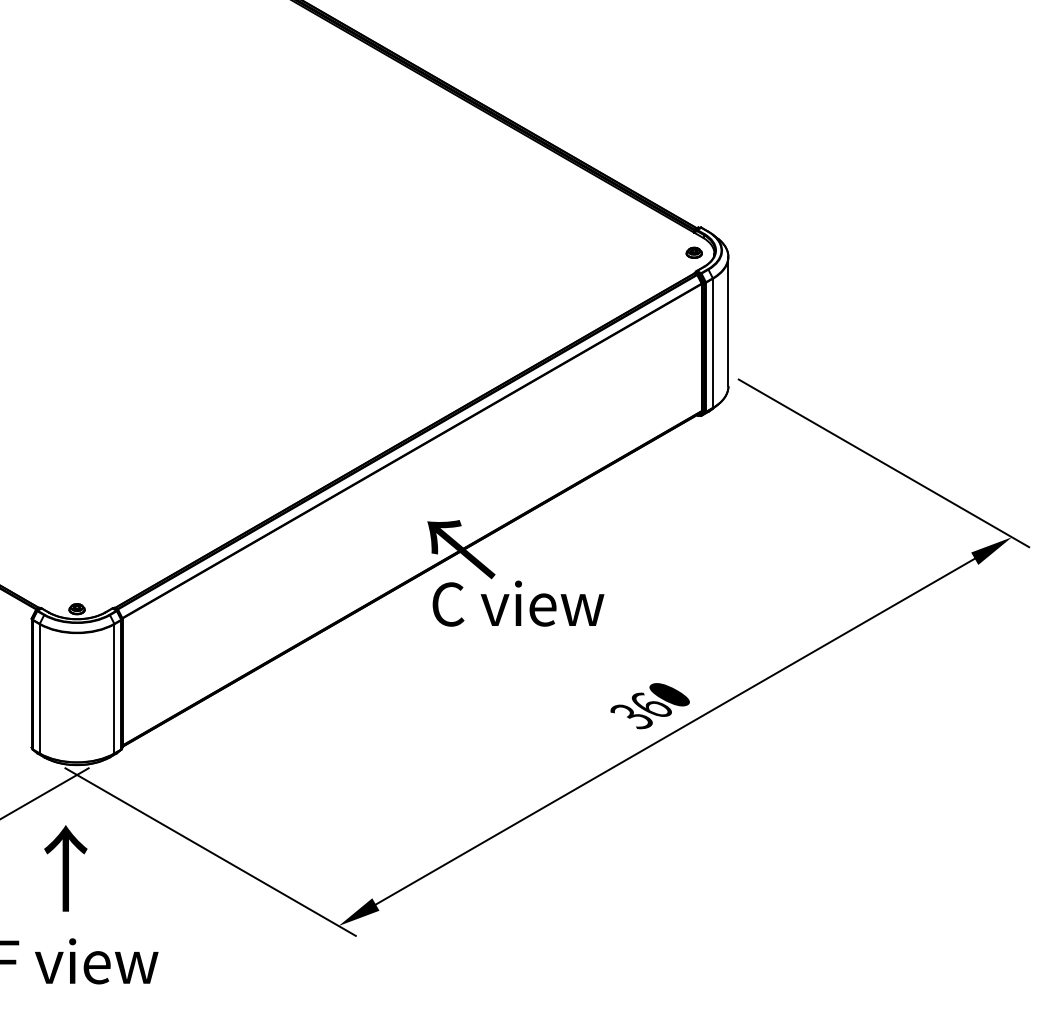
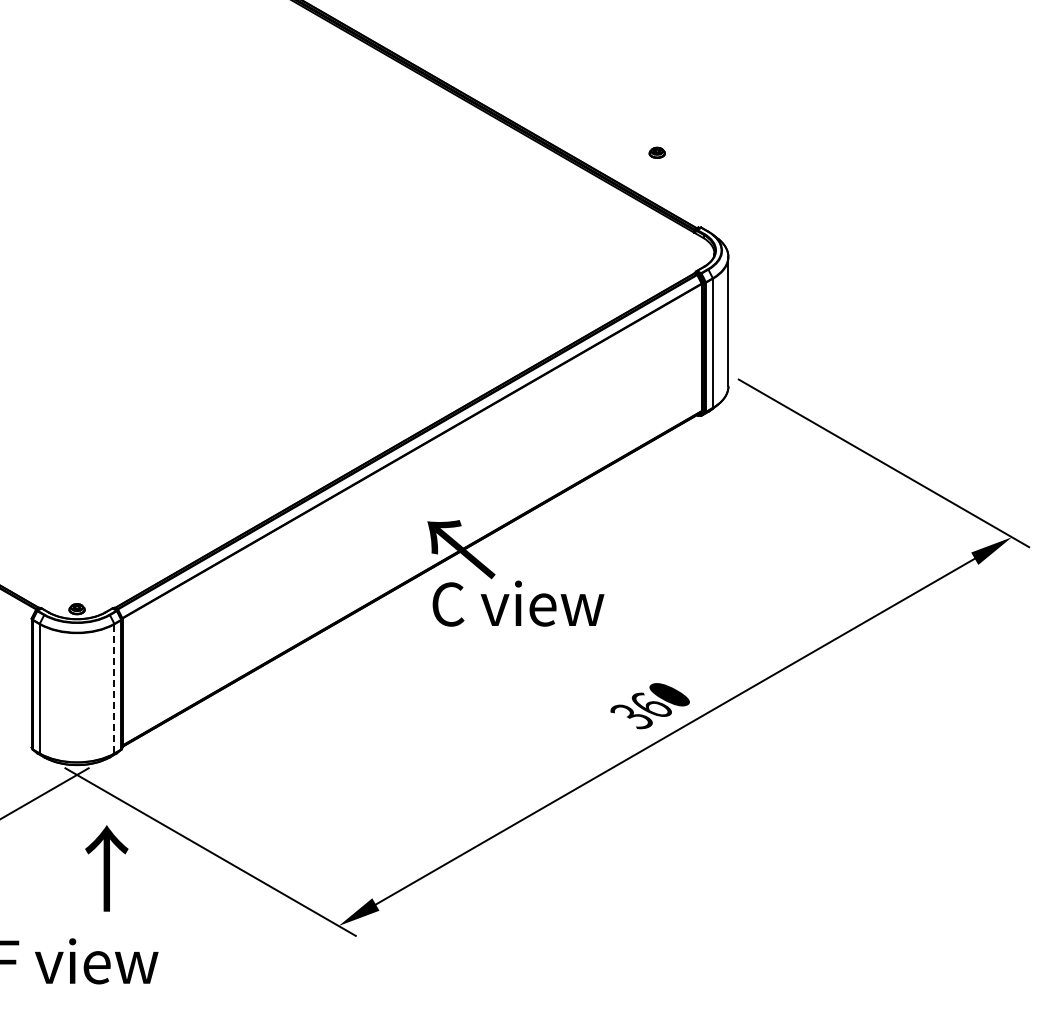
part position: (693, 252) -> (656, 152) (656, 152)
line: solid -> dashed (114, 688)
text position: (65, 868) -> (106, 868) (106, 868)
